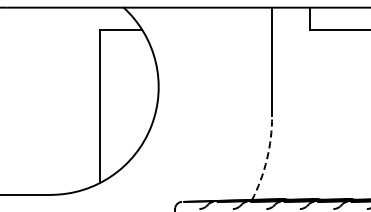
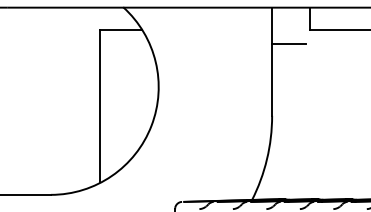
line: none -> present (288, 44)
arc: dashed -> solid (267, 159)
